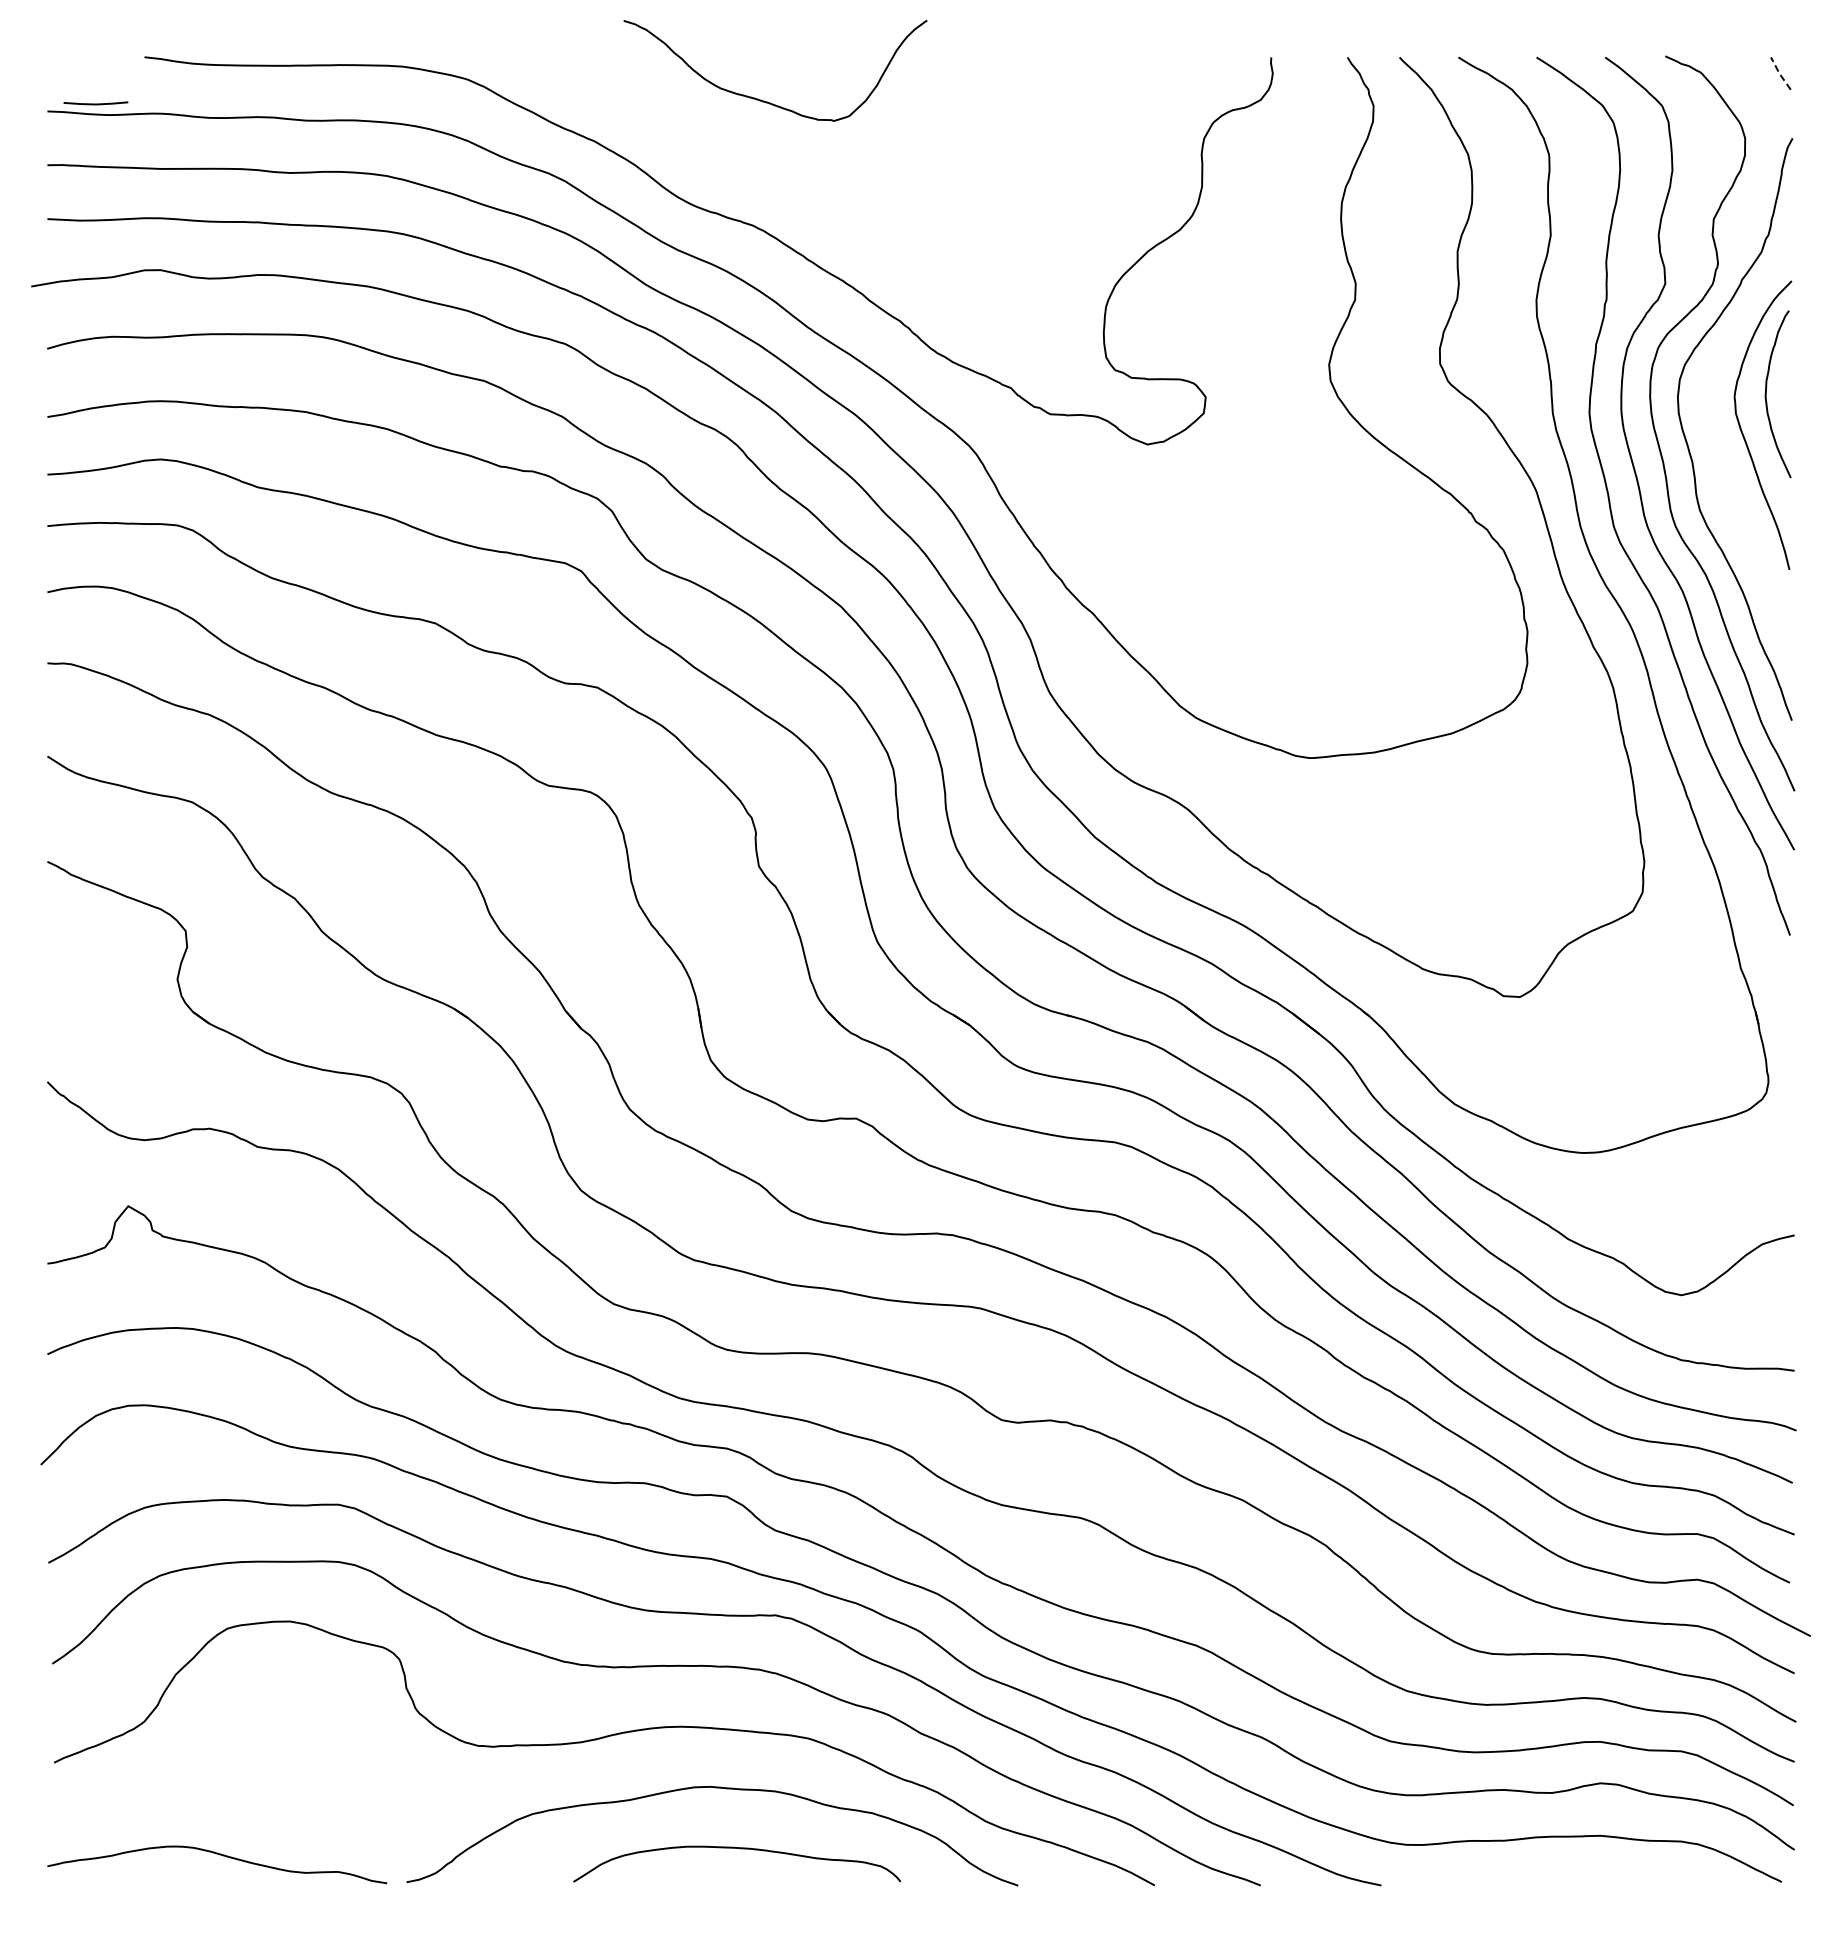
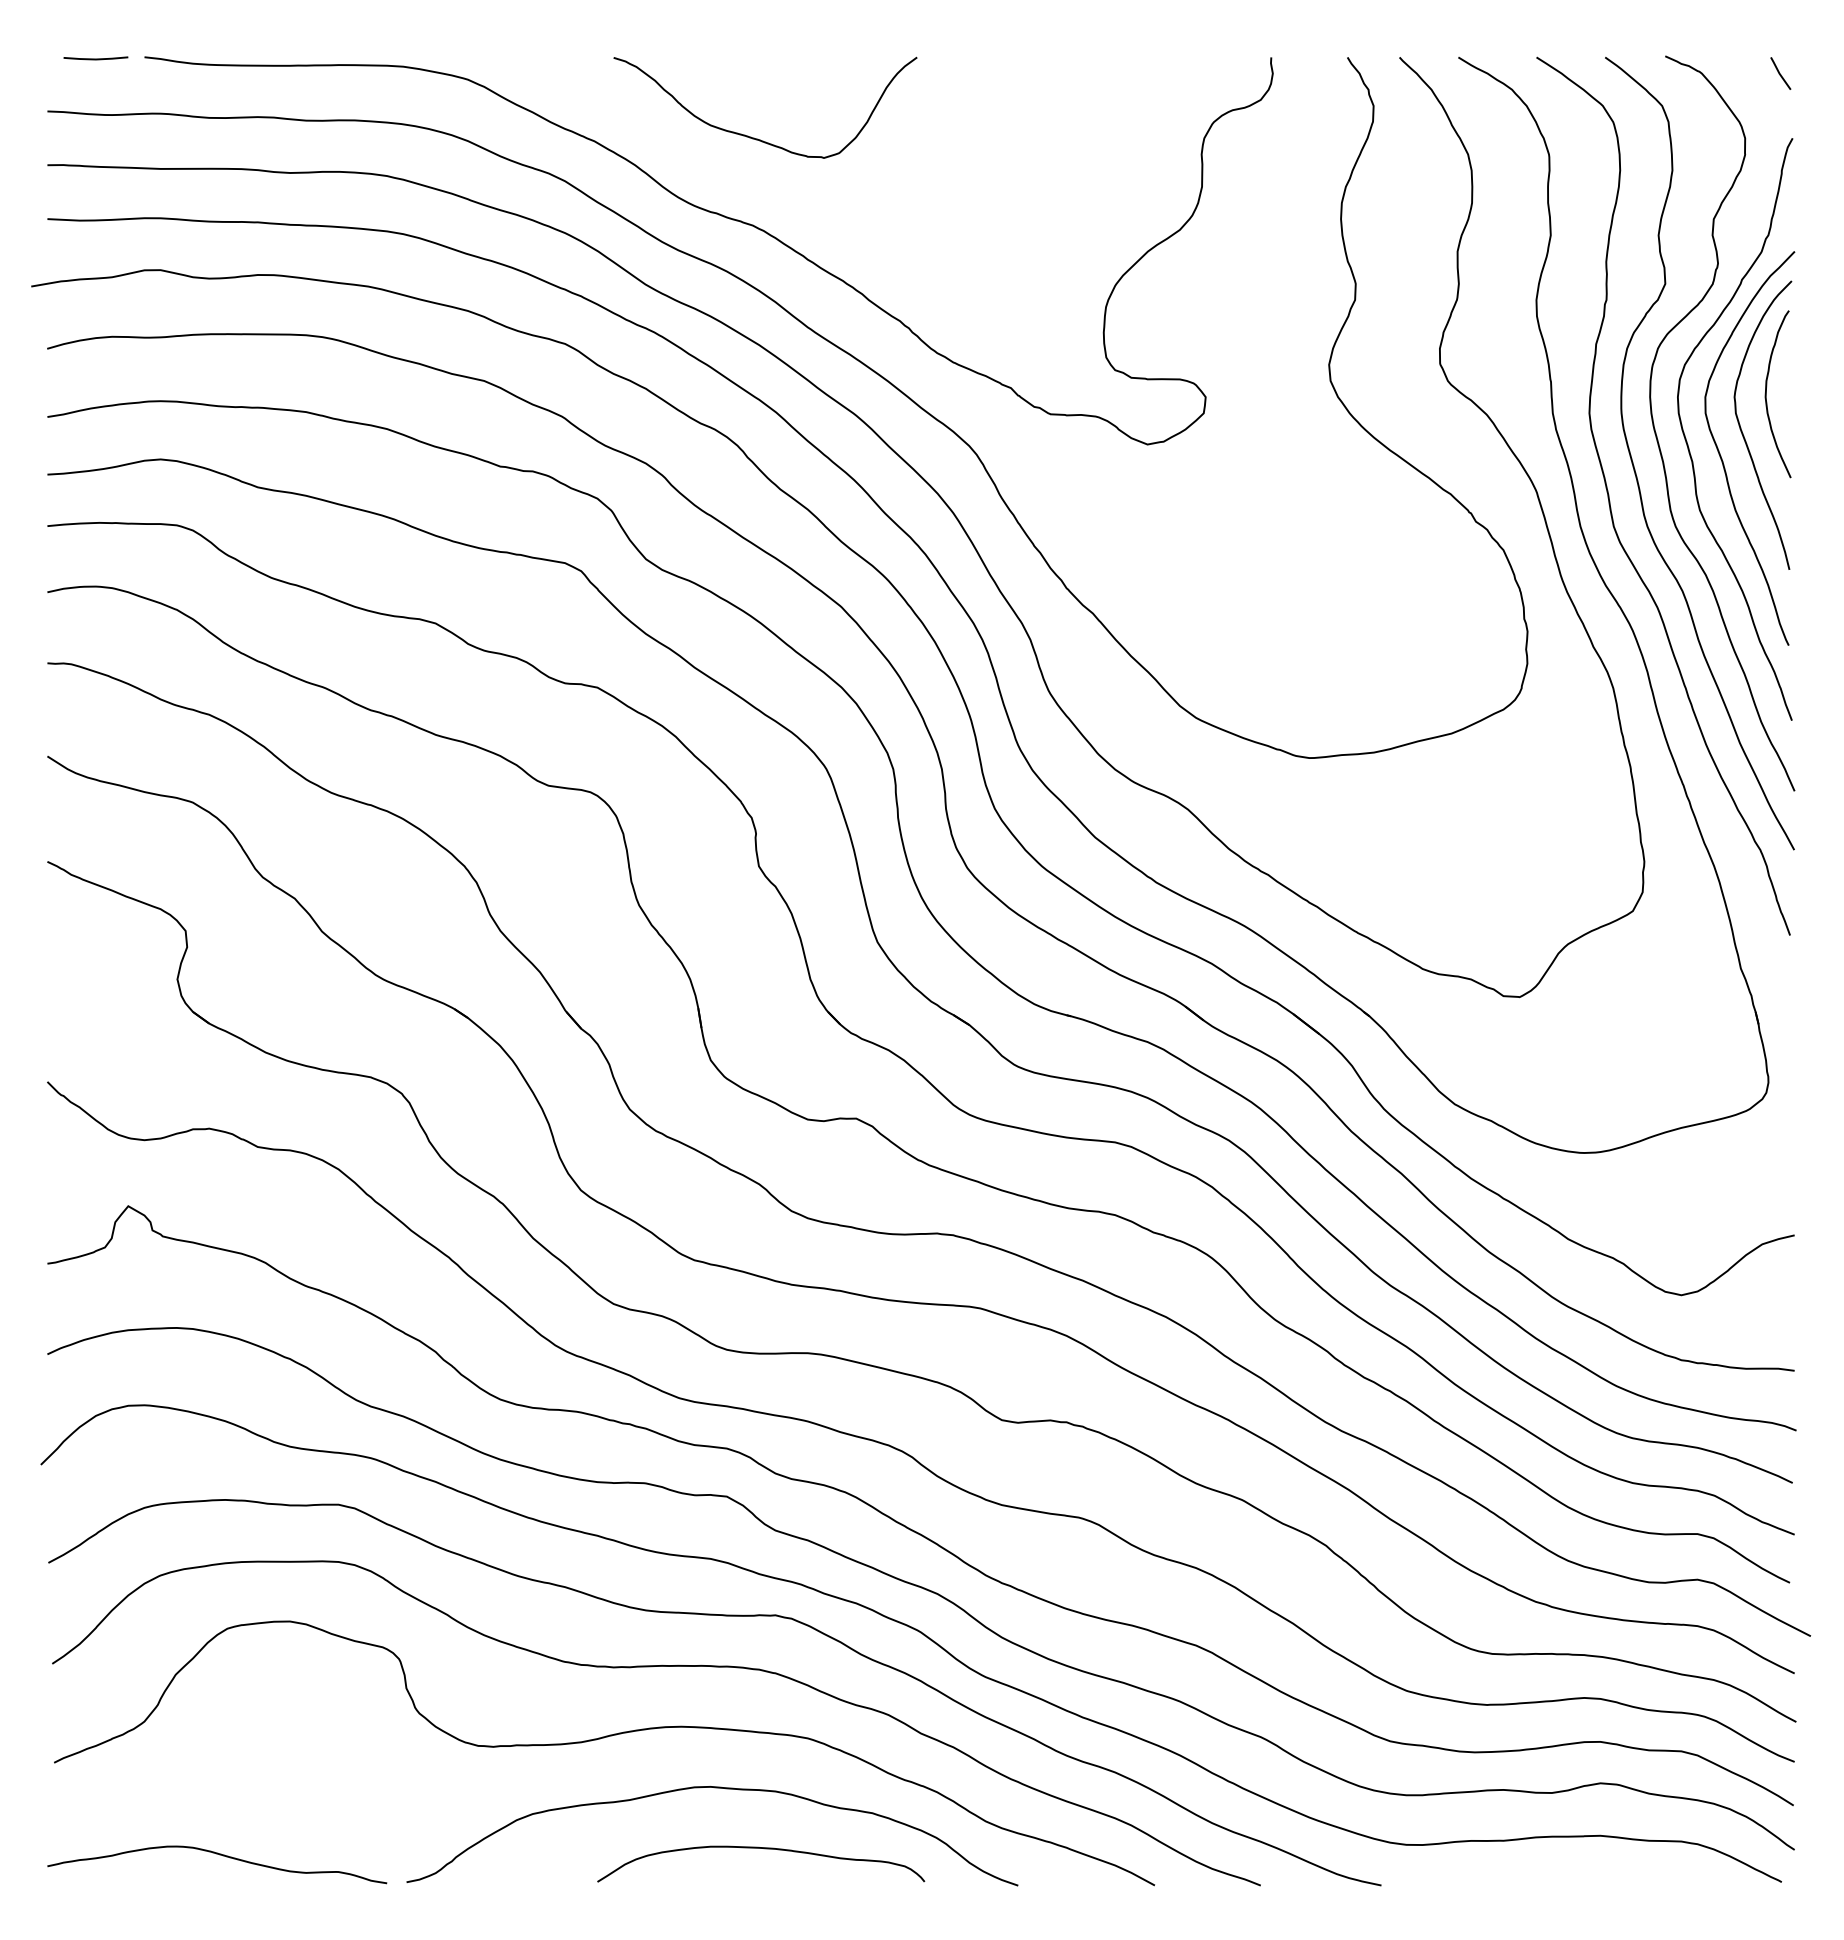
line: dashed -> solid (1779, 73)
curve position: (764, 100) -> (754, 137) (754, 137)
line position: (95, 103) -> (95, 58) (95, 58)
curve: none -> present (1722, 458)
curve position: (740, 1849) -> (764, 1849) (764, 1849)
